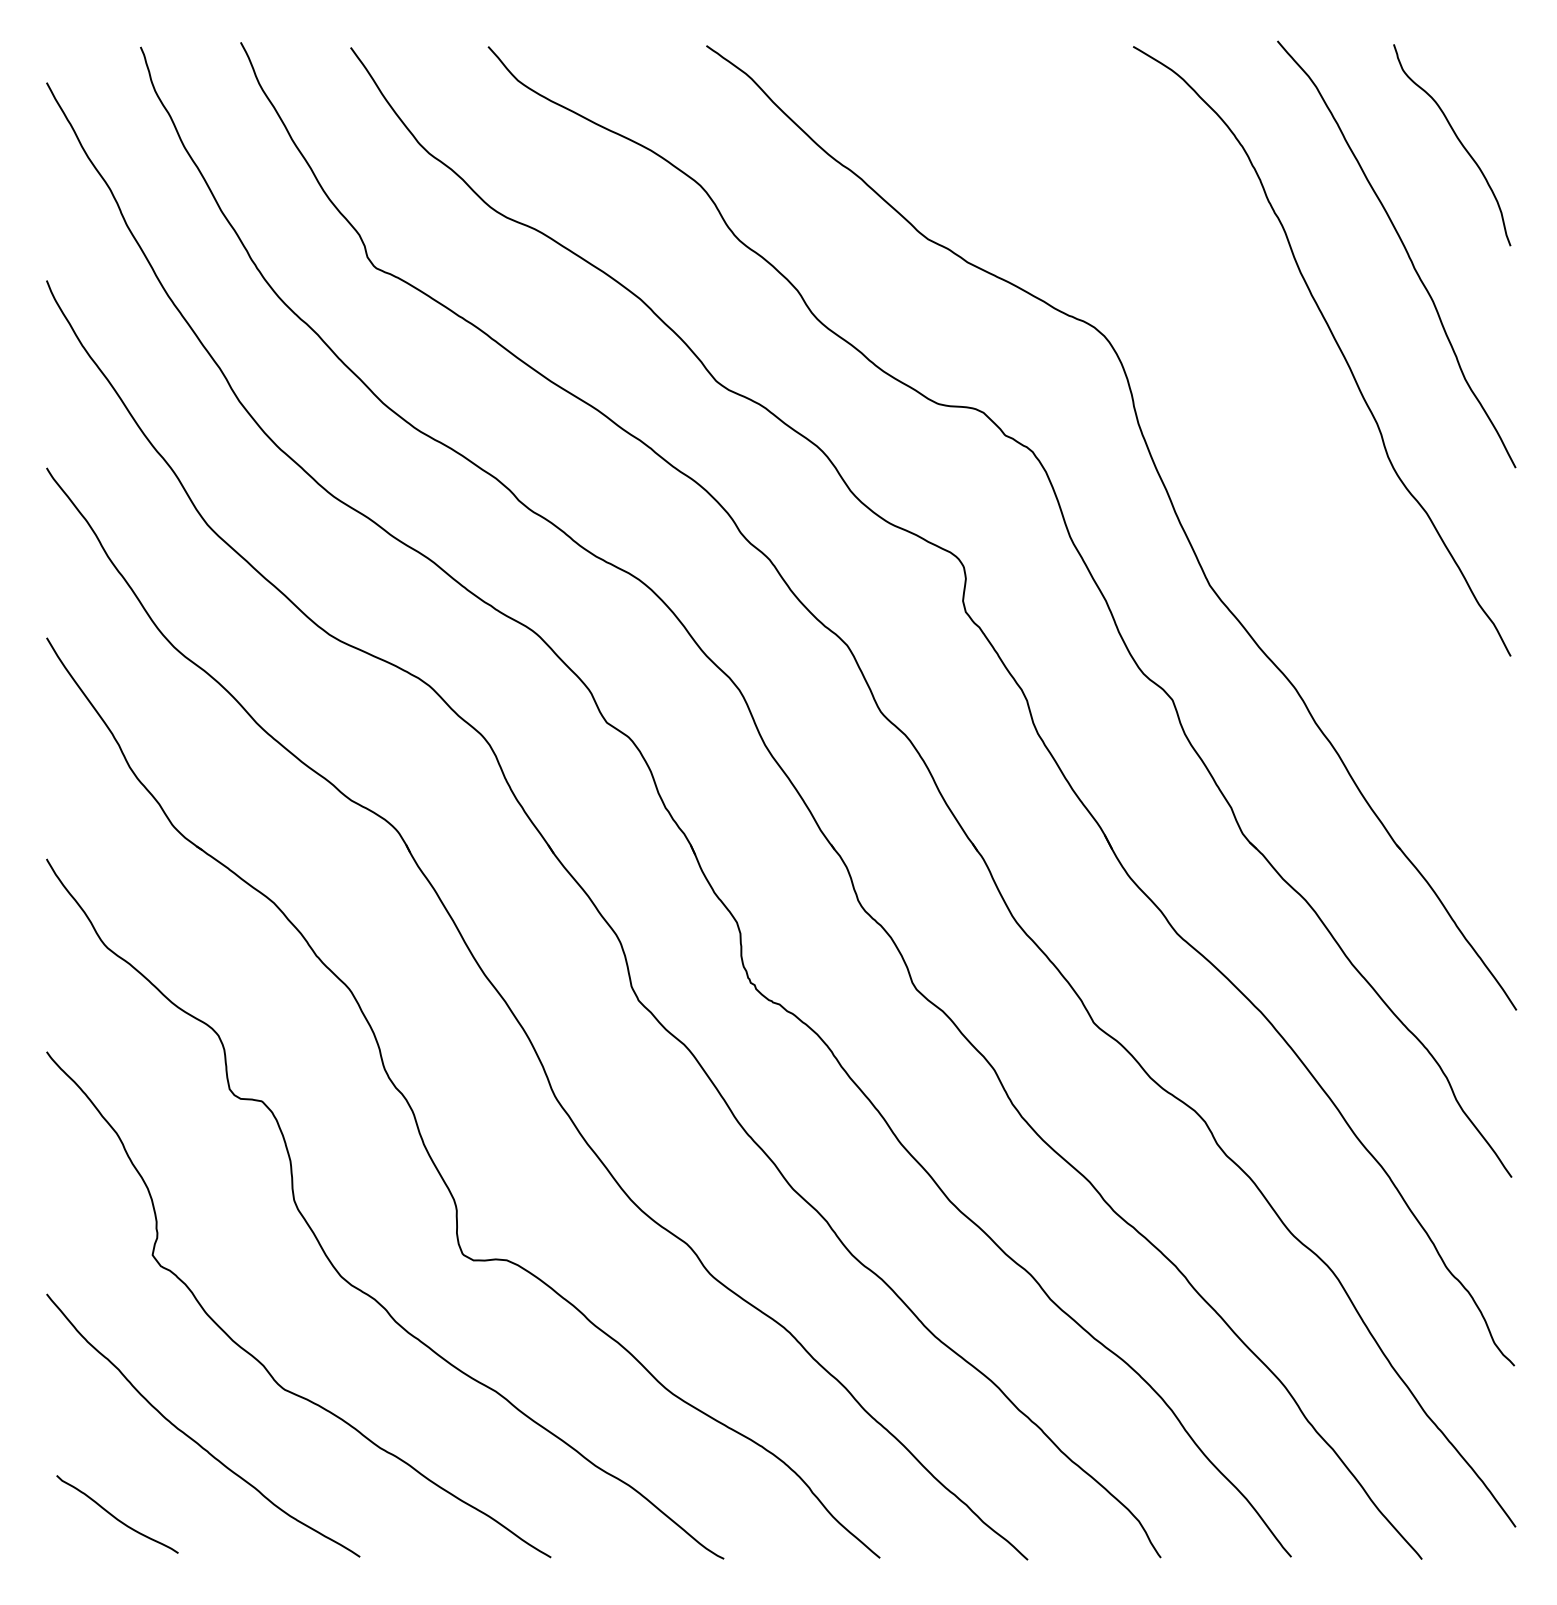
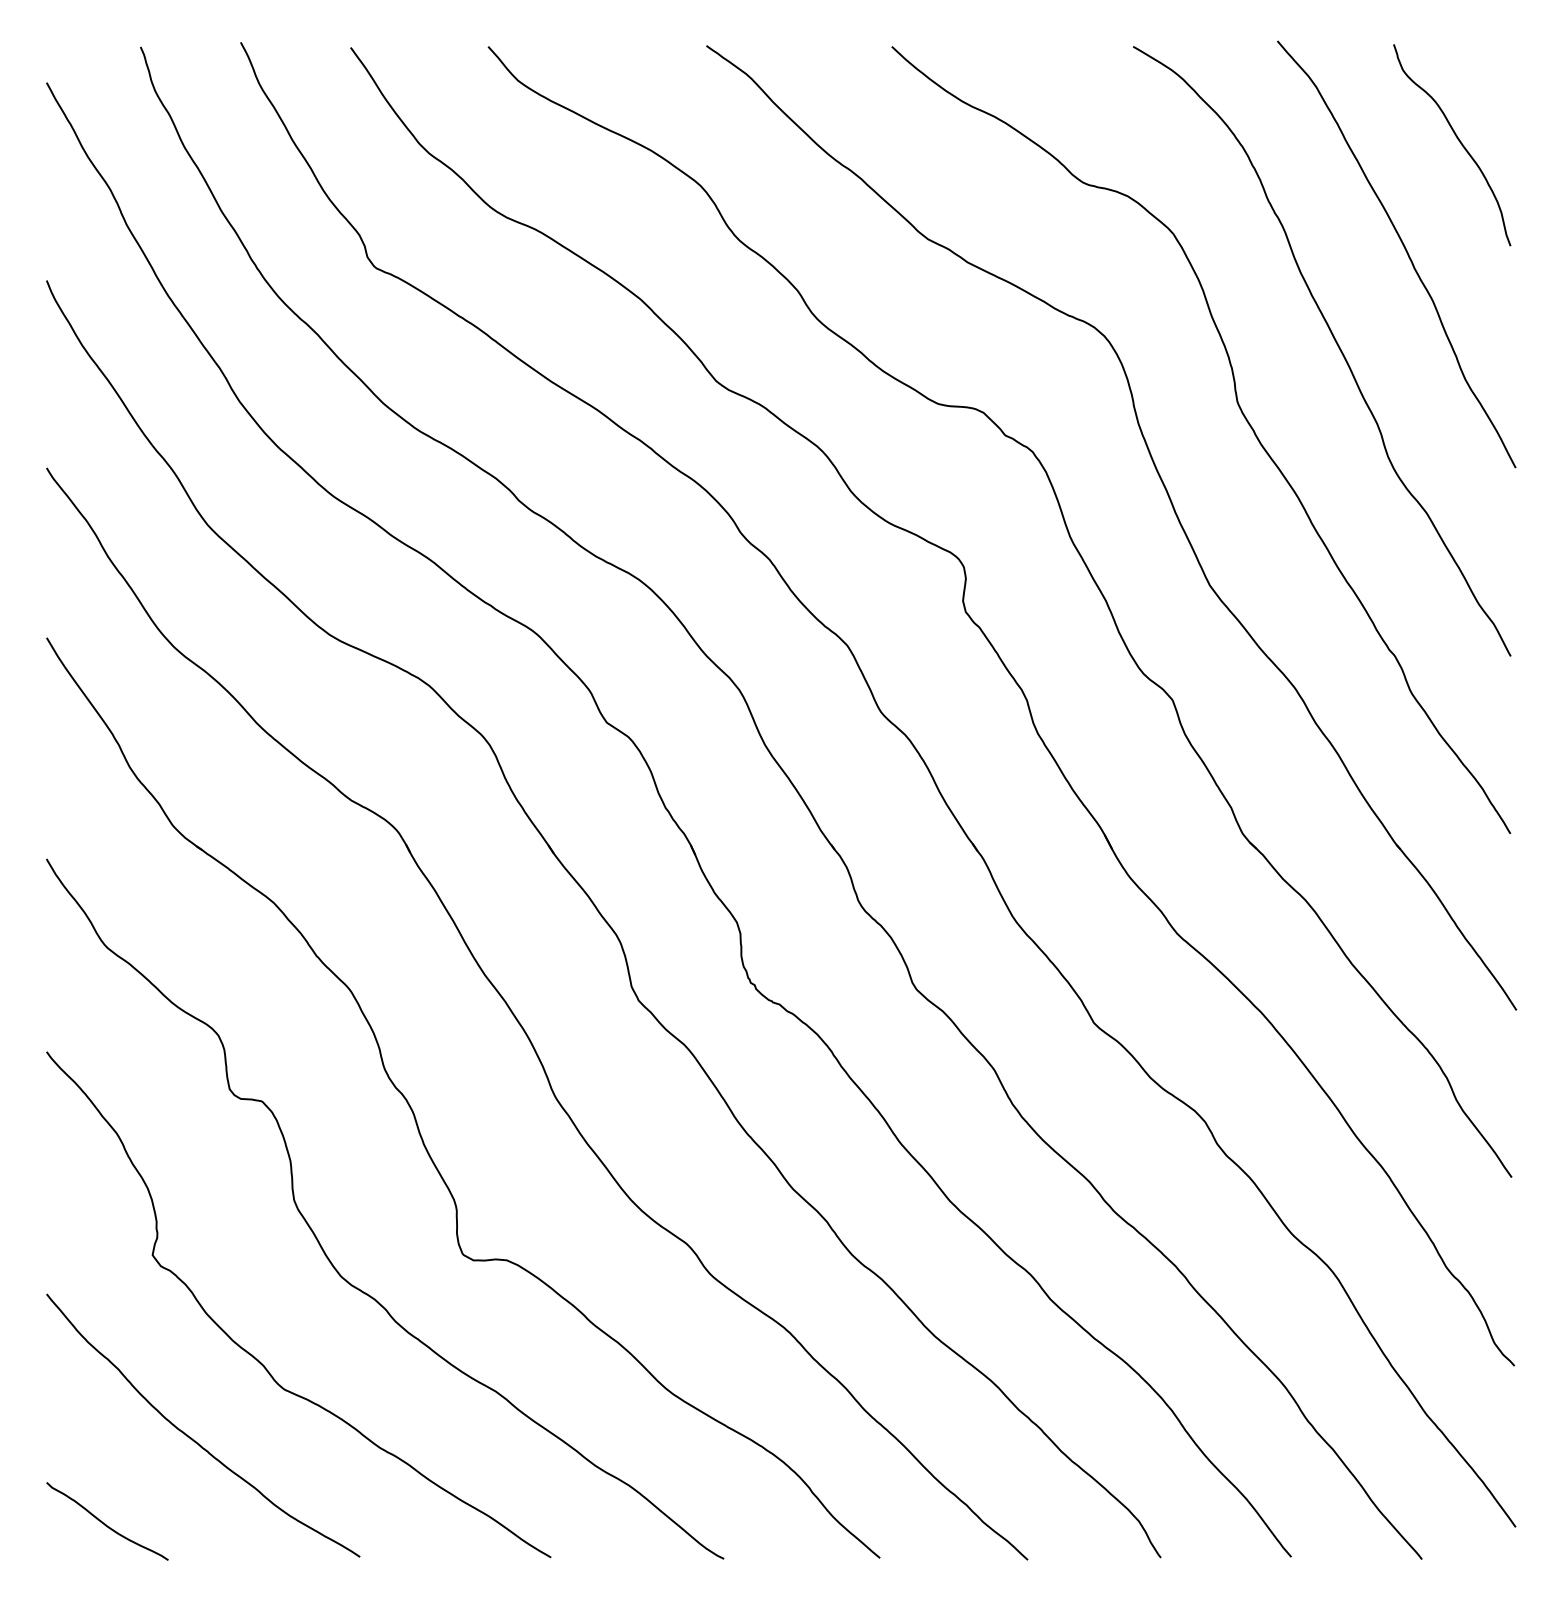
curve: none -> present (1241, 413)
curve position: (115, 1516) -> (105, 1523) (105, 1523)
